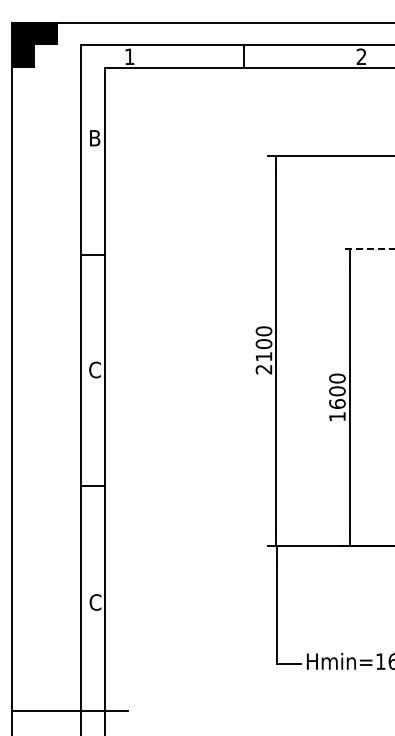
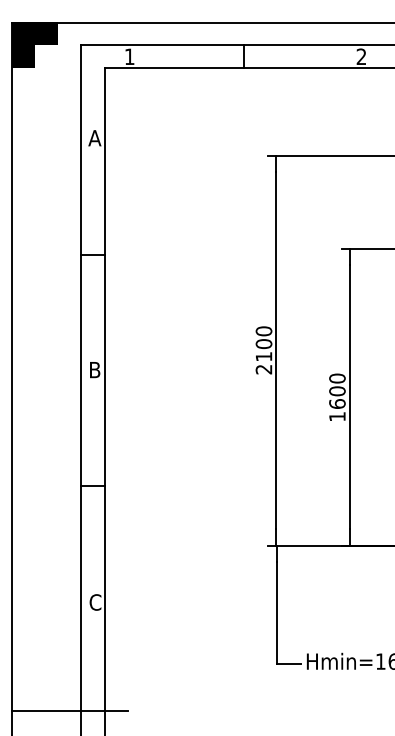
text: B -> A (94, 138)
line: dashed -> solid (367, 248)
text: C -> B (94, 369)
